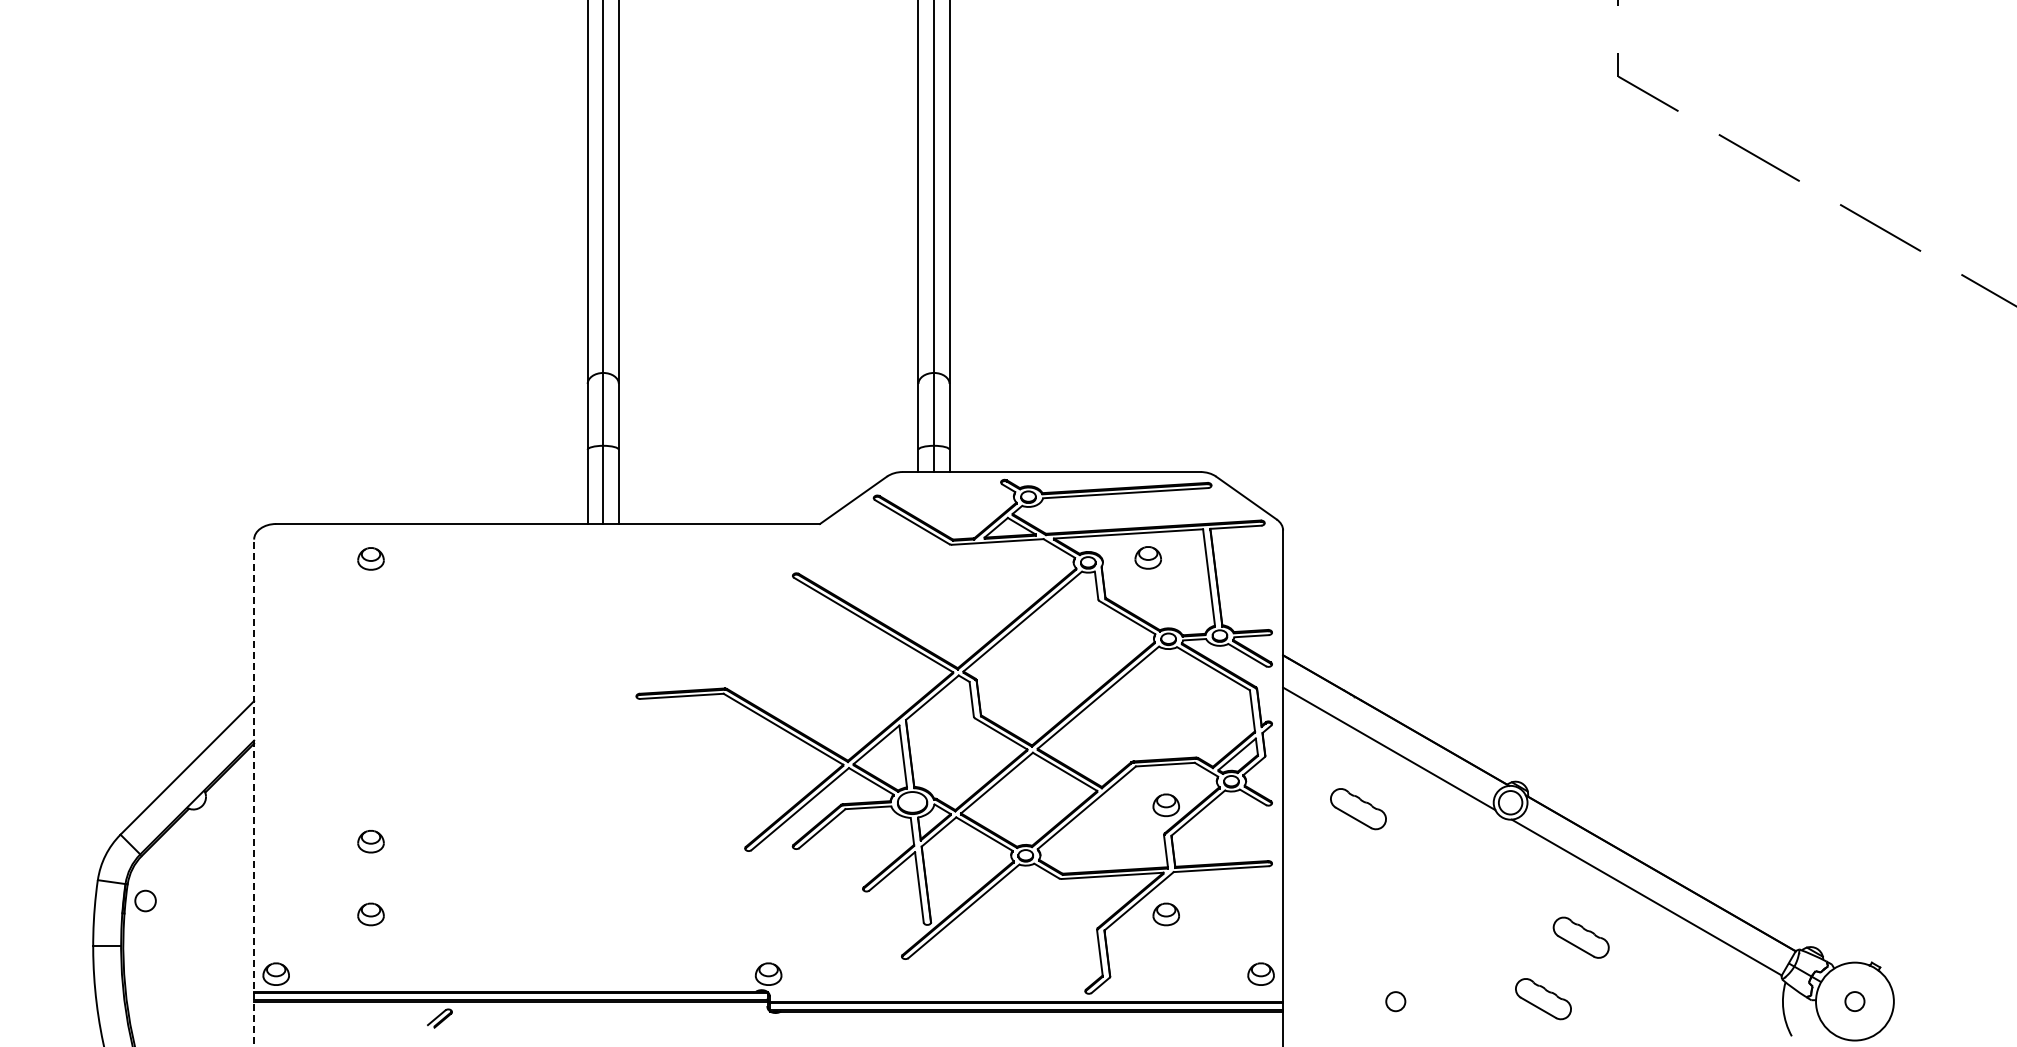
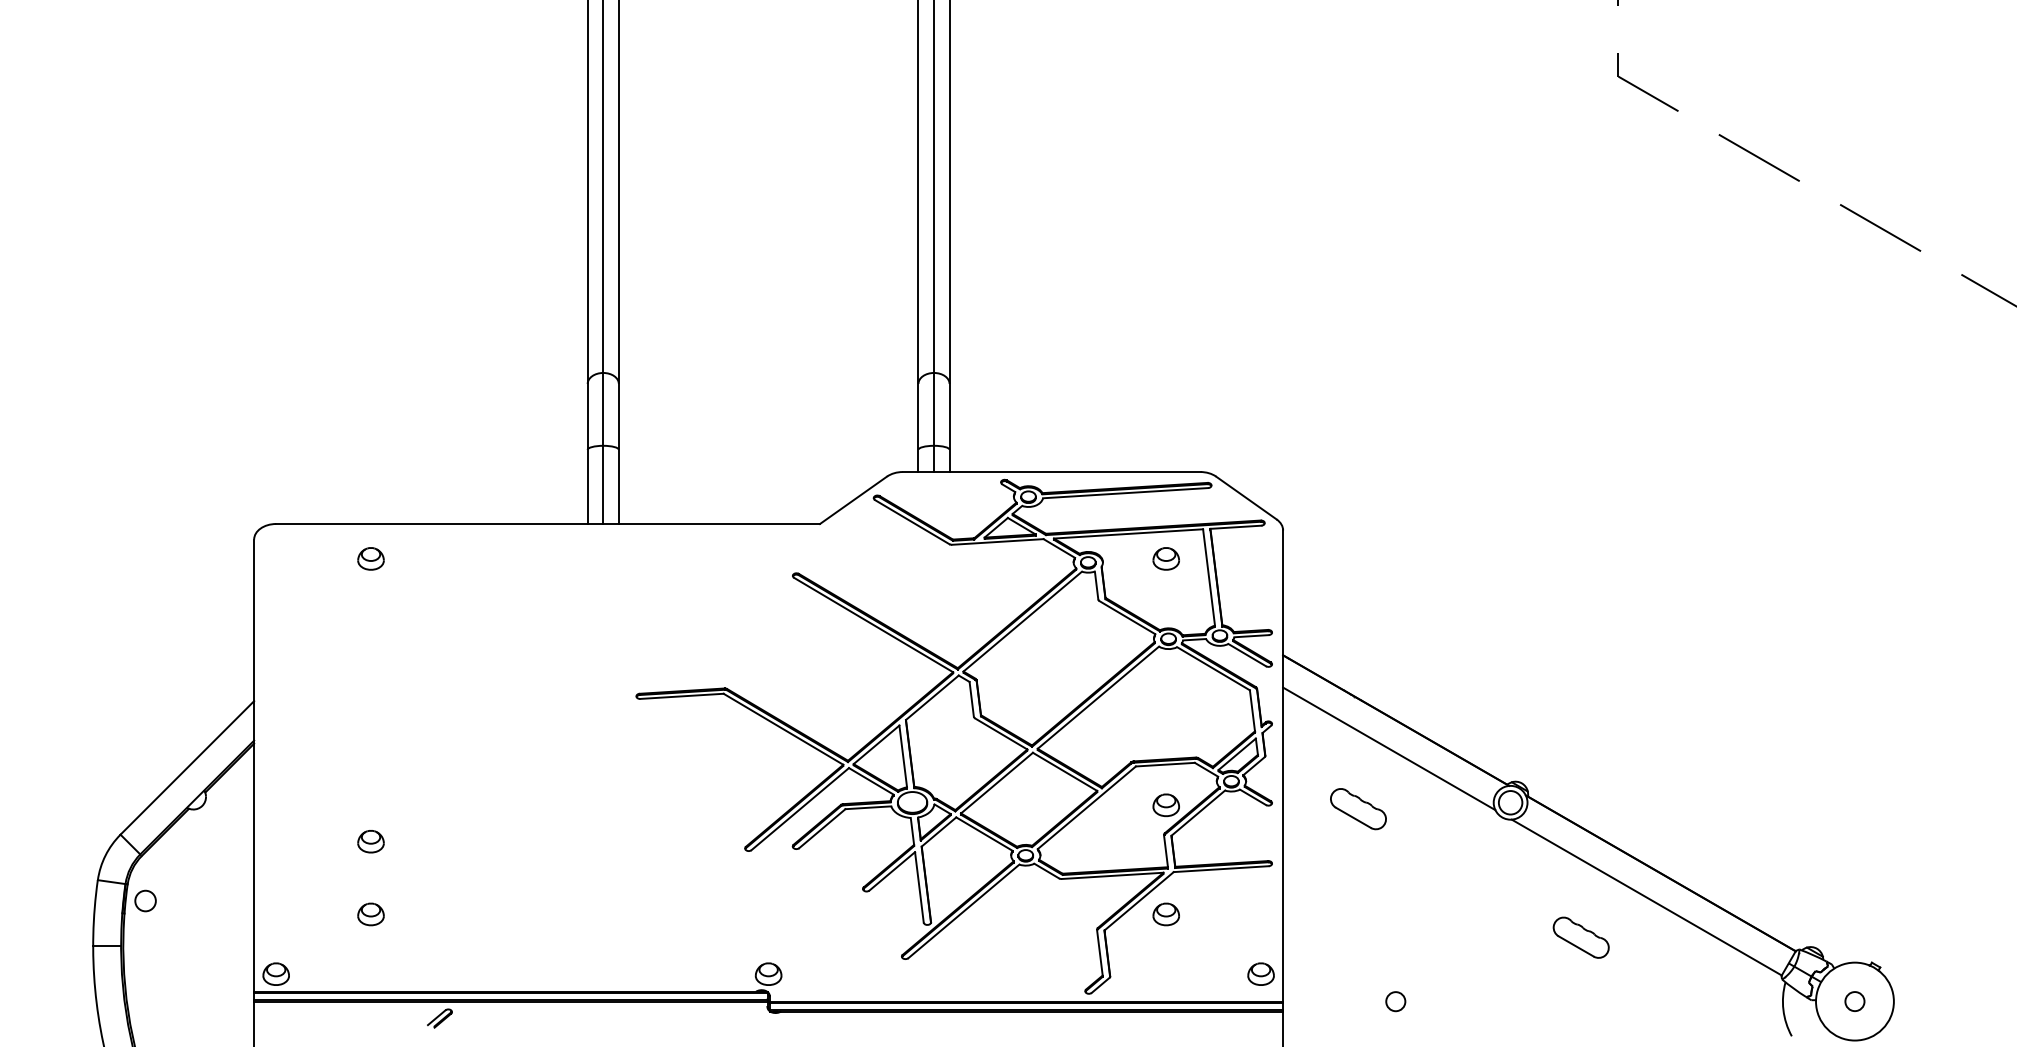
part position: (1147, 557) -> (1165, 558) (1165, 558)
line: dashed -> solid (254, 792)
part: present -> none (1543, 999)
